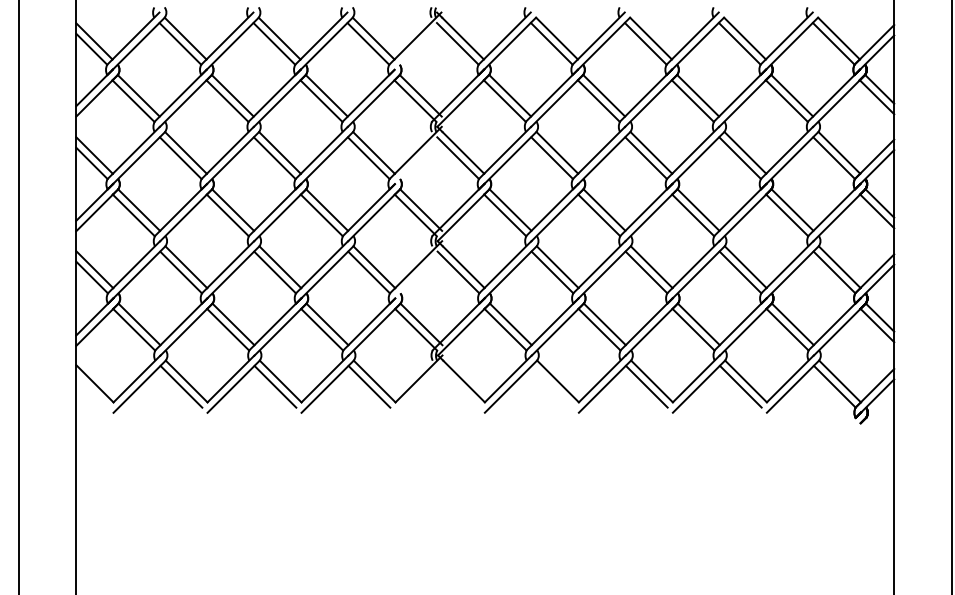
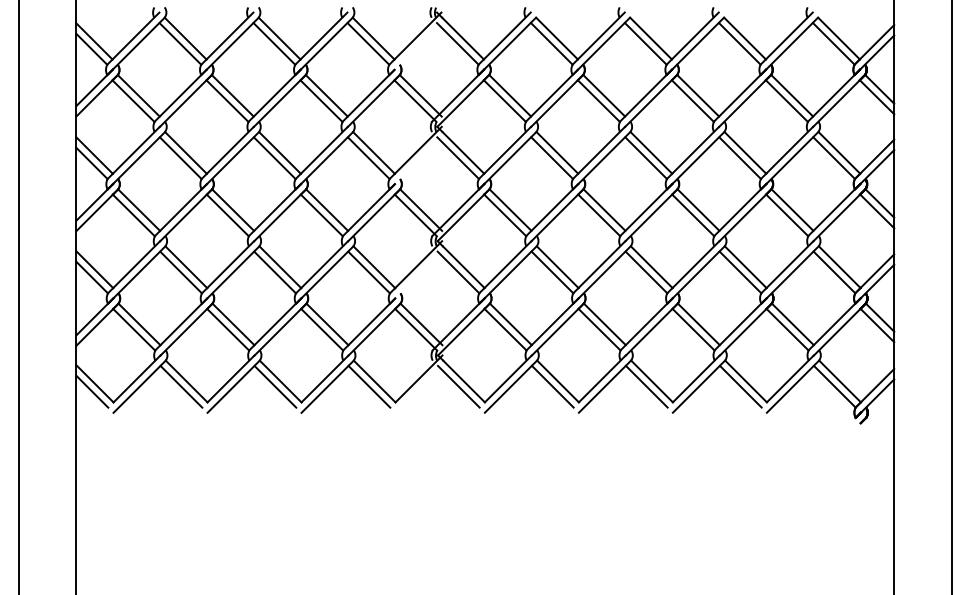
line: none -> present (458, 386)
line: none -> present (552, 386)
line: none -> present (92, 391)
